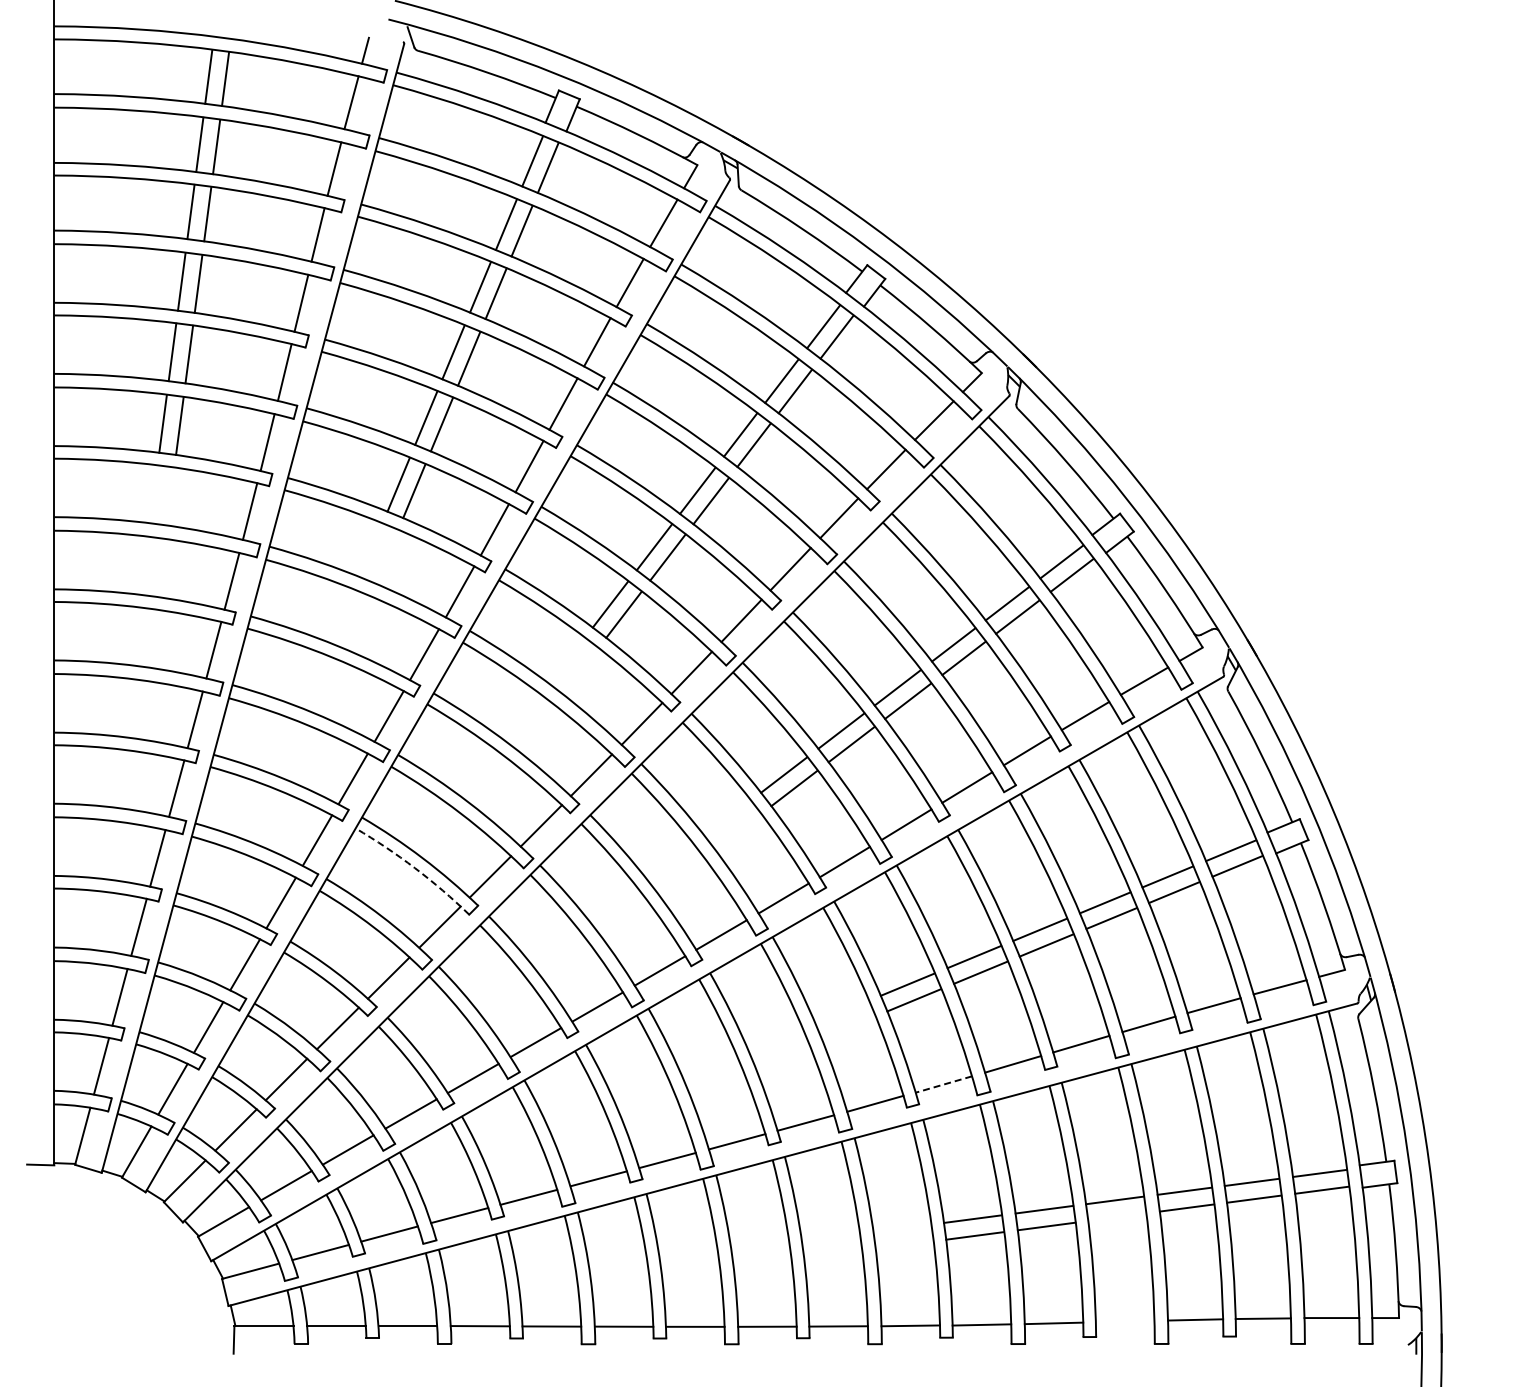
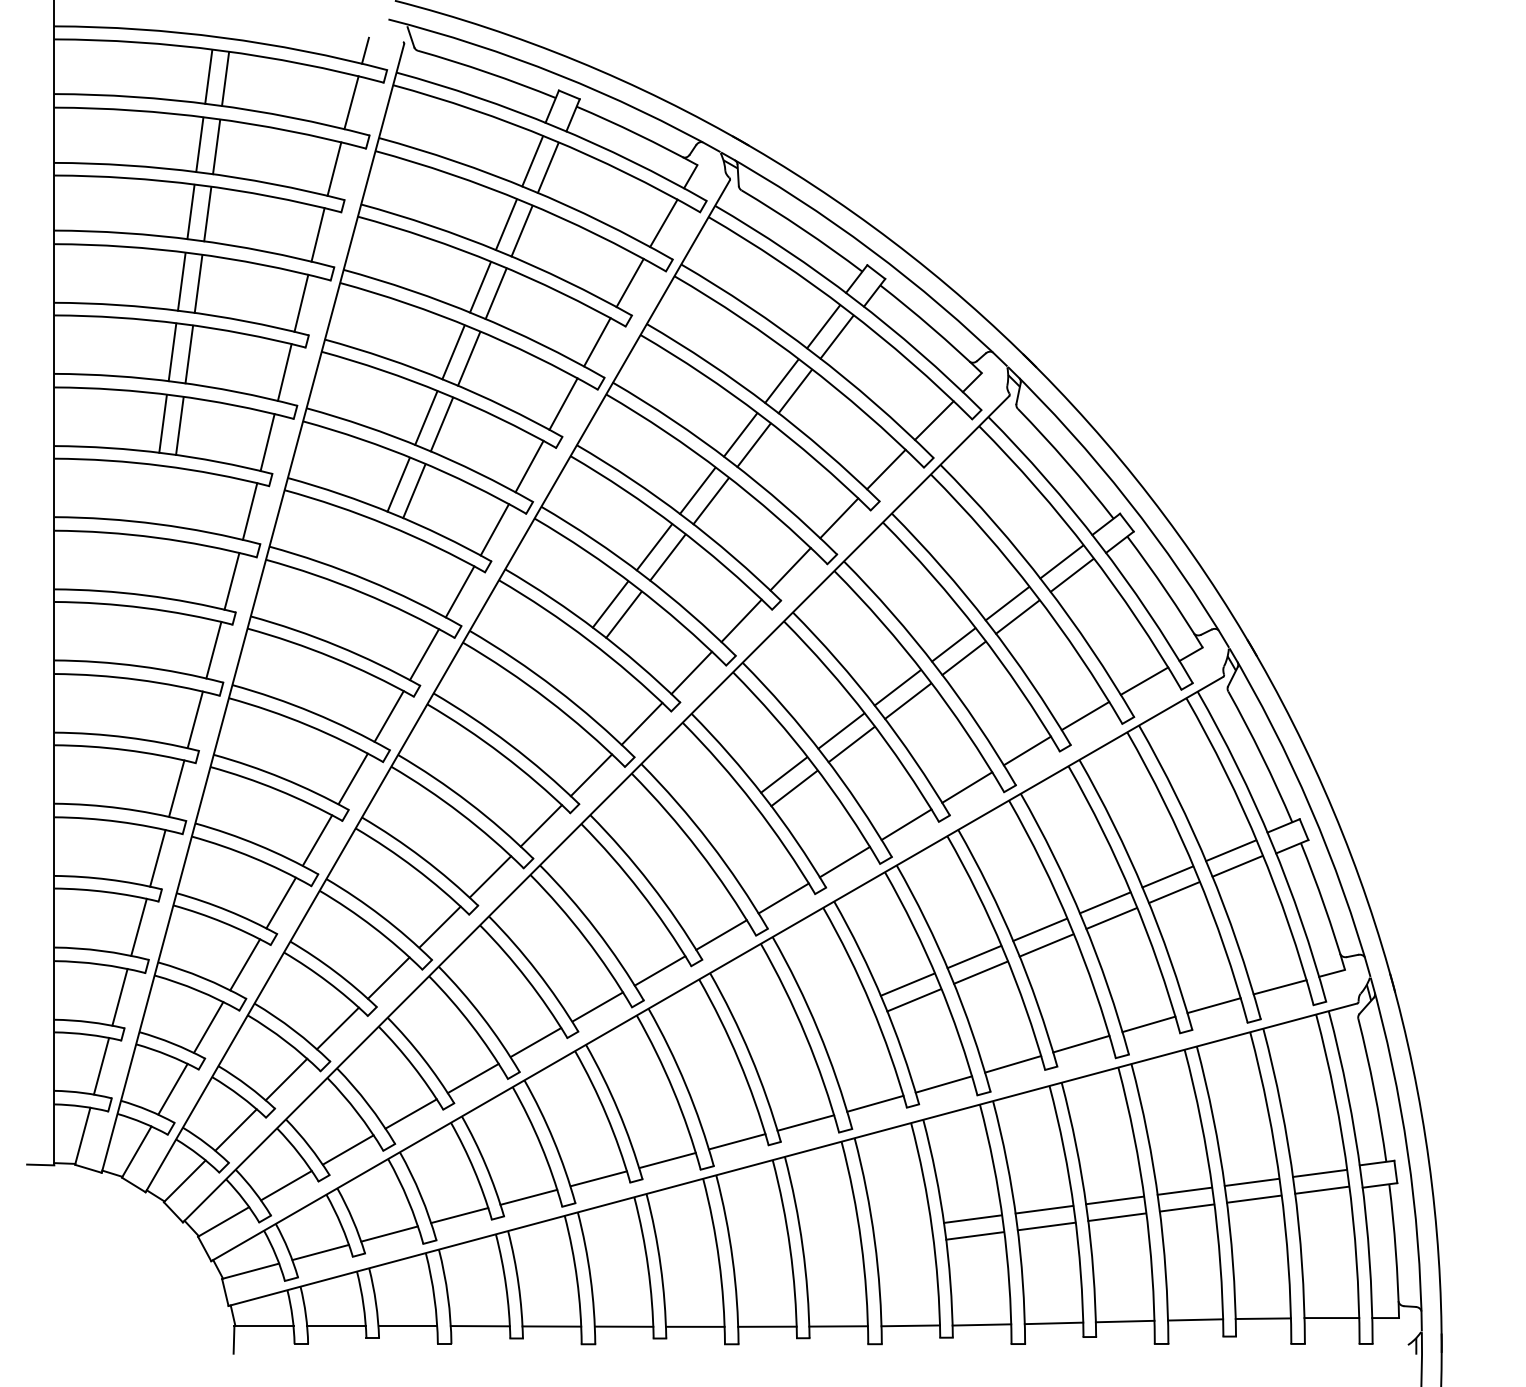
arc: dashed -> solid (415, 868)
line: dashed -> solid (943, 1084)
line: none -> present (1116, 1217)
line: none -> present (1124, 1321)
